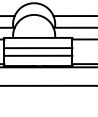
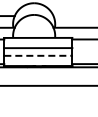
line: present -> none (73, 16)
line: solid -> dashed (38, 55)
